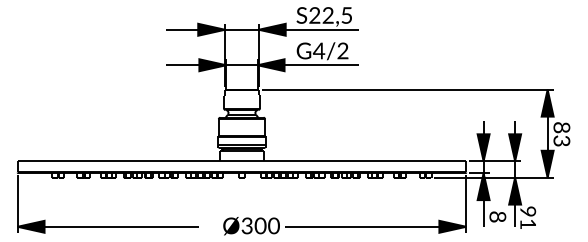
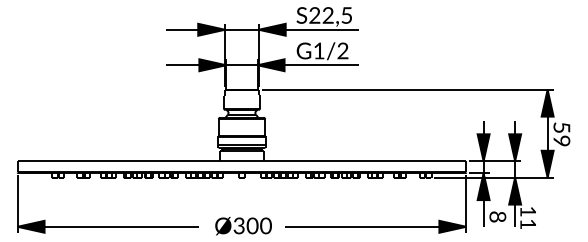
text: G4/2 -> G1/2 (318, 50)
text: 83 -> 59 (561, 134)
text: 91 -> 11 (528, 211)
text position: (251, 226) -> (243, 226) (243, 226)
